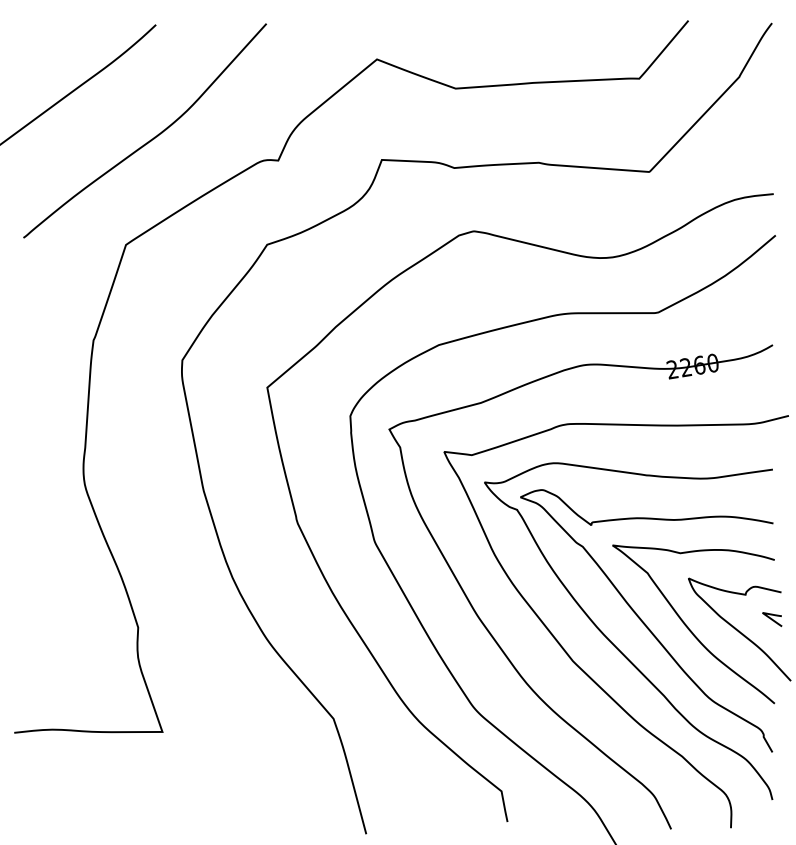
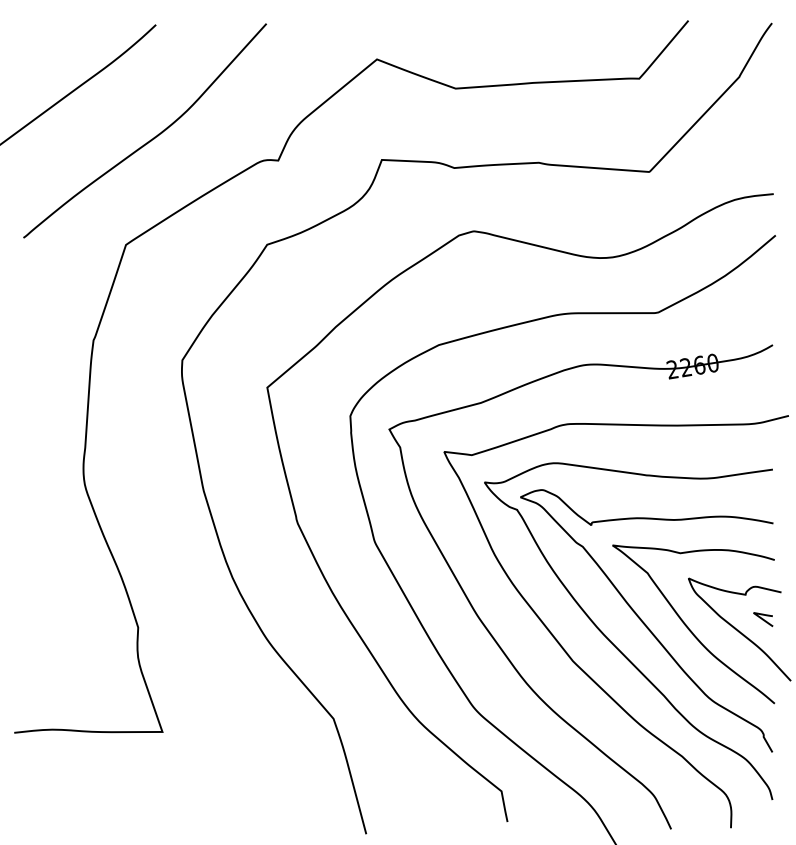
curve position: (772, 619) -> (763, 619) (763, 619)
